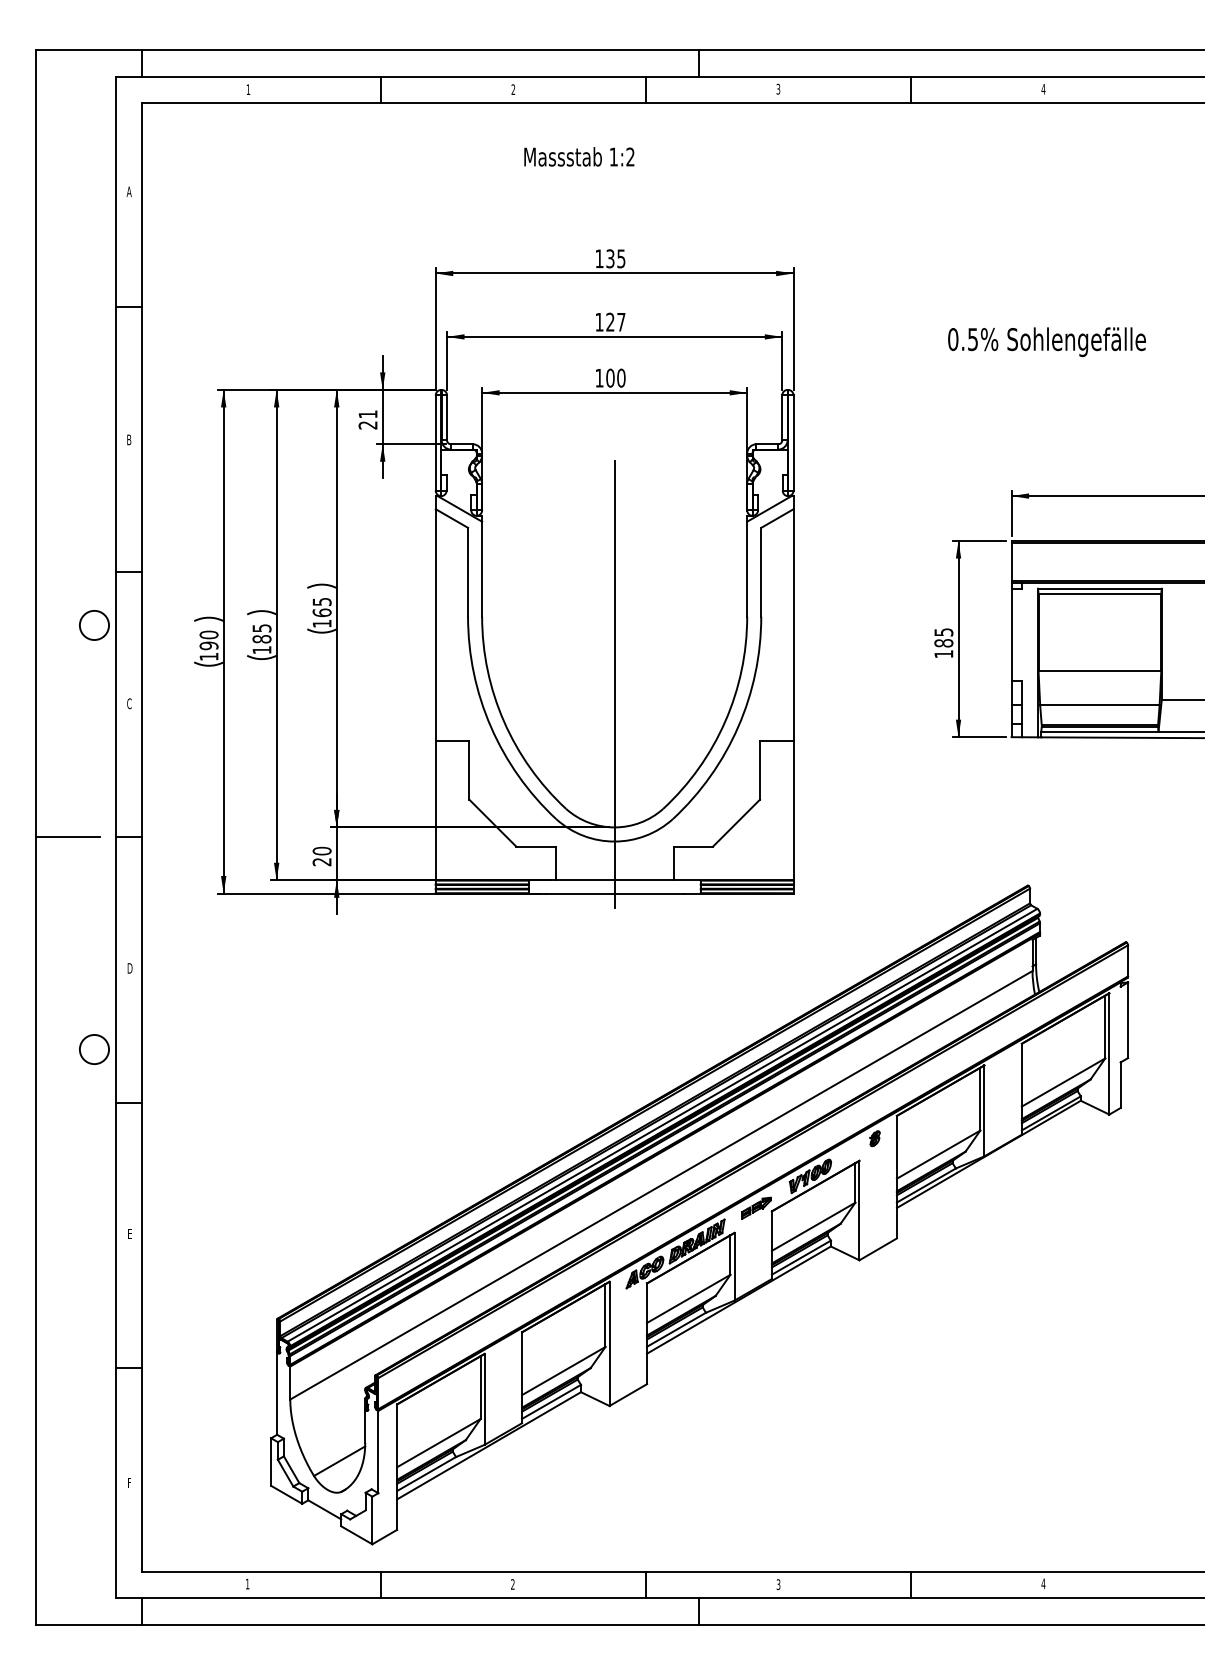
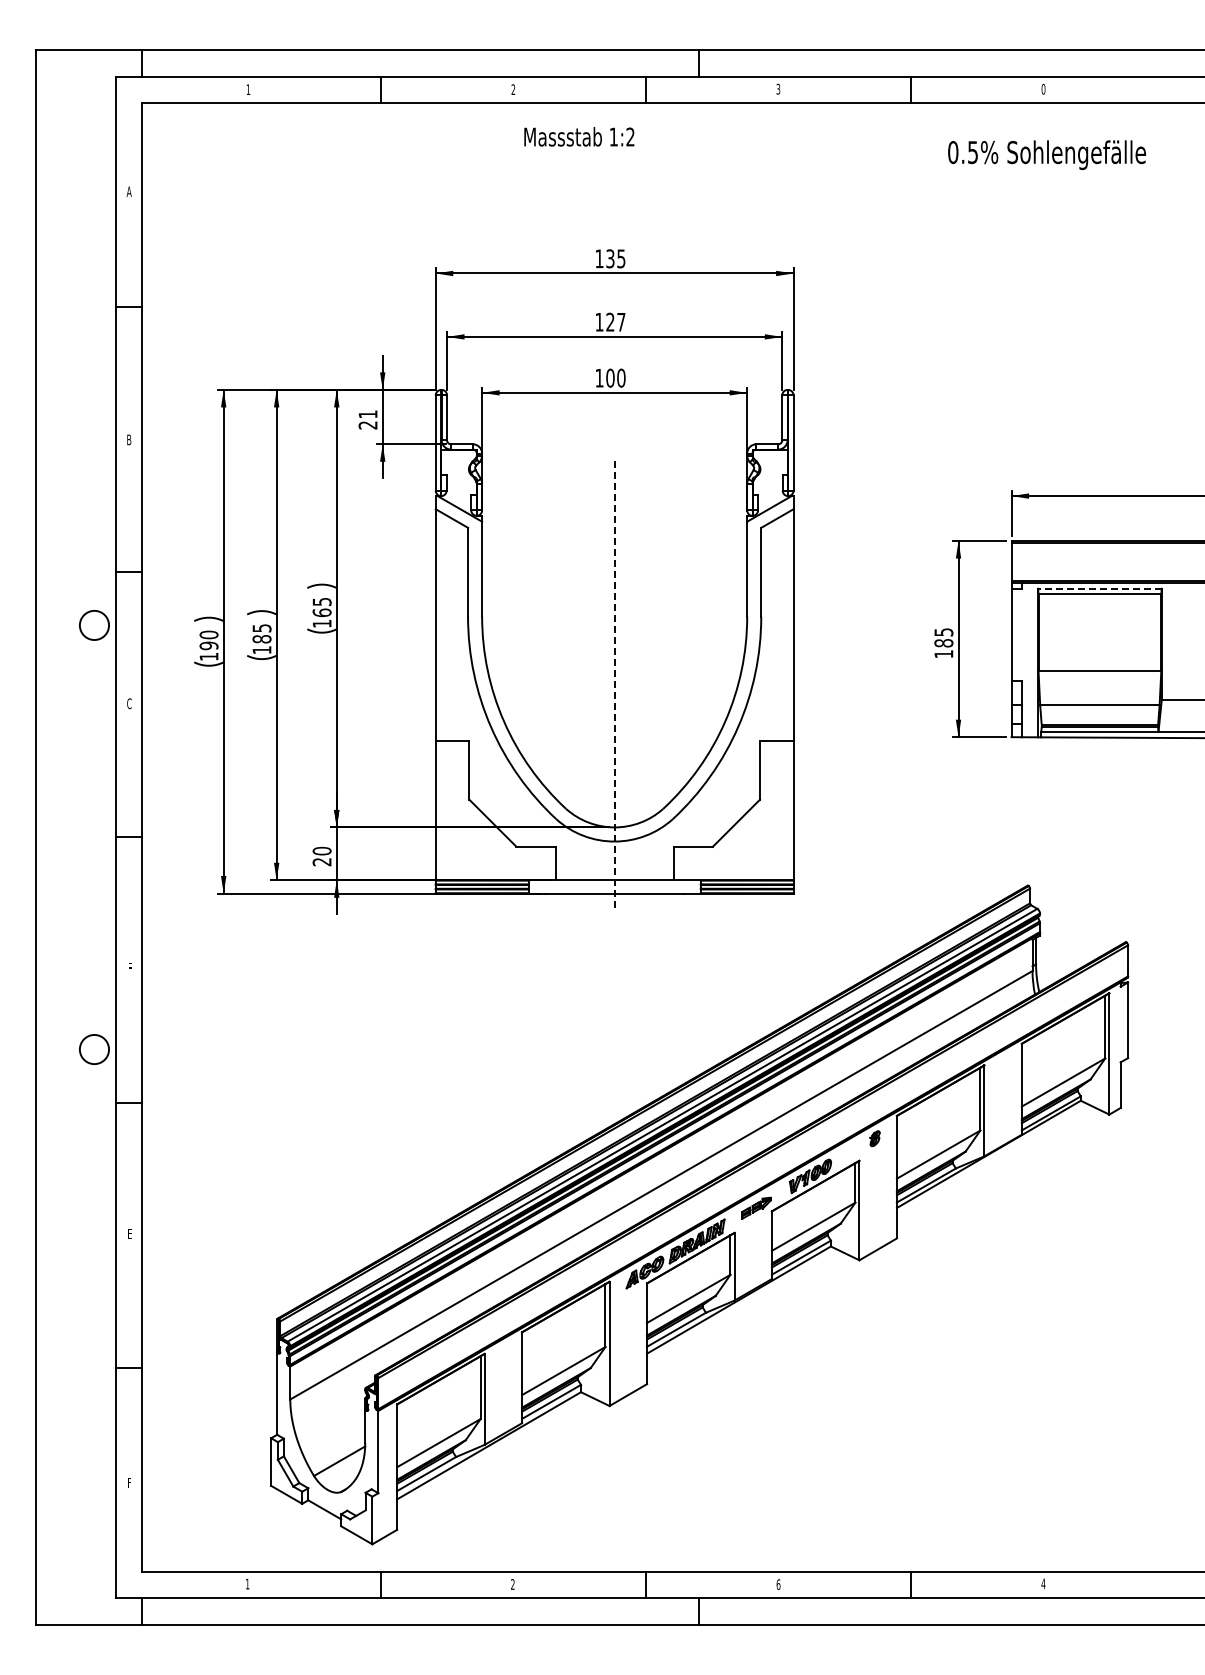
text: 4 -> 0 (1043, 88)
text position: (579, 156) -> (579, 136) (579, 136)
text position: (1046, 342) -> (1046, 155) (1046, 155)
line: solid -> dashed (1099, 588)
line: solid -> dashed (614, 684)
line: present -> none (67, 837)
text: D -> F (129, 968)
text: 3 -> 6 (778, 1584)
